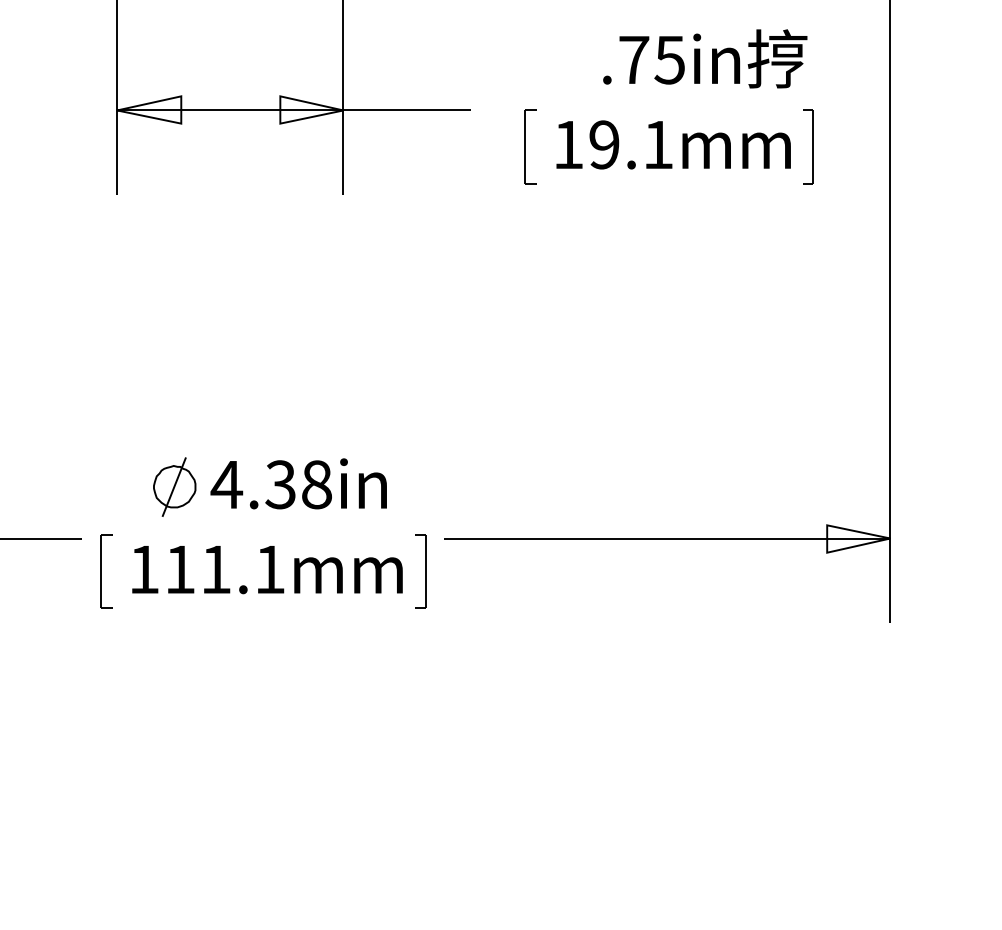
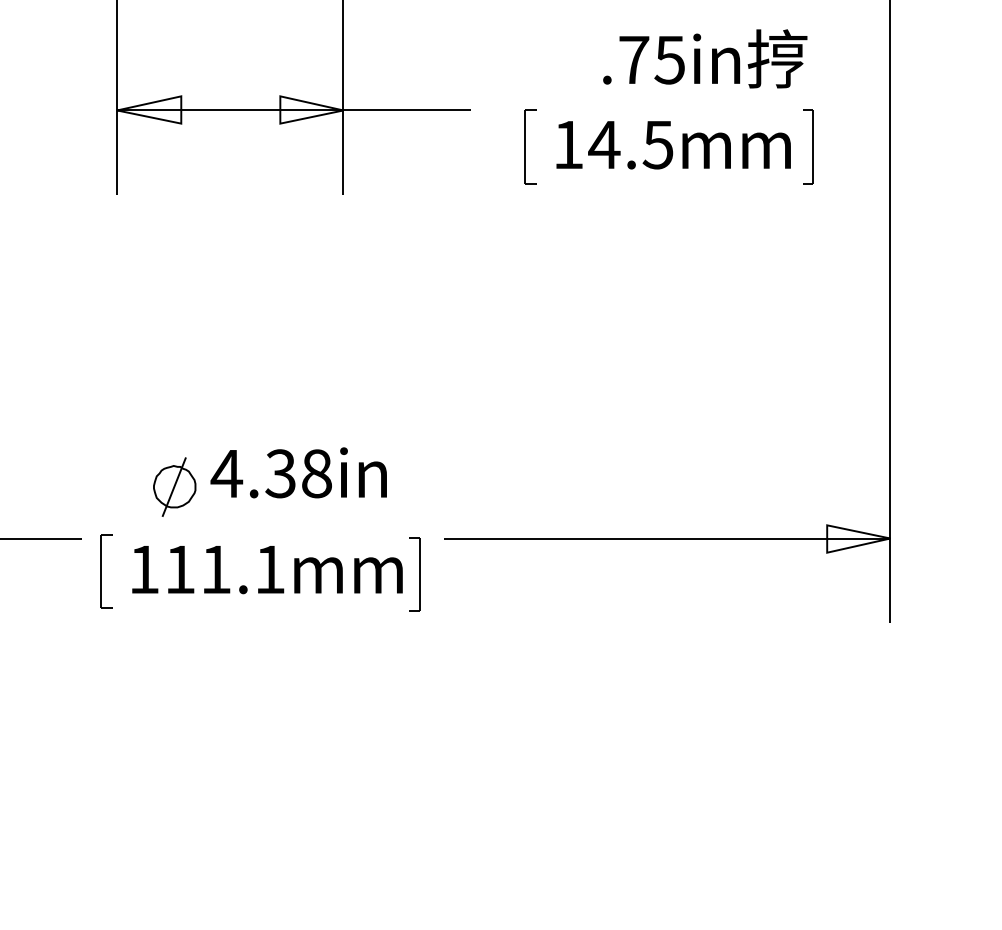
text: 19.1mm -> 14.5mm (630, 144)
text position: (298, 483) -> (298, 472) (298, 472)
part position: (420, 571) -> (414, 574) (414, 574)
